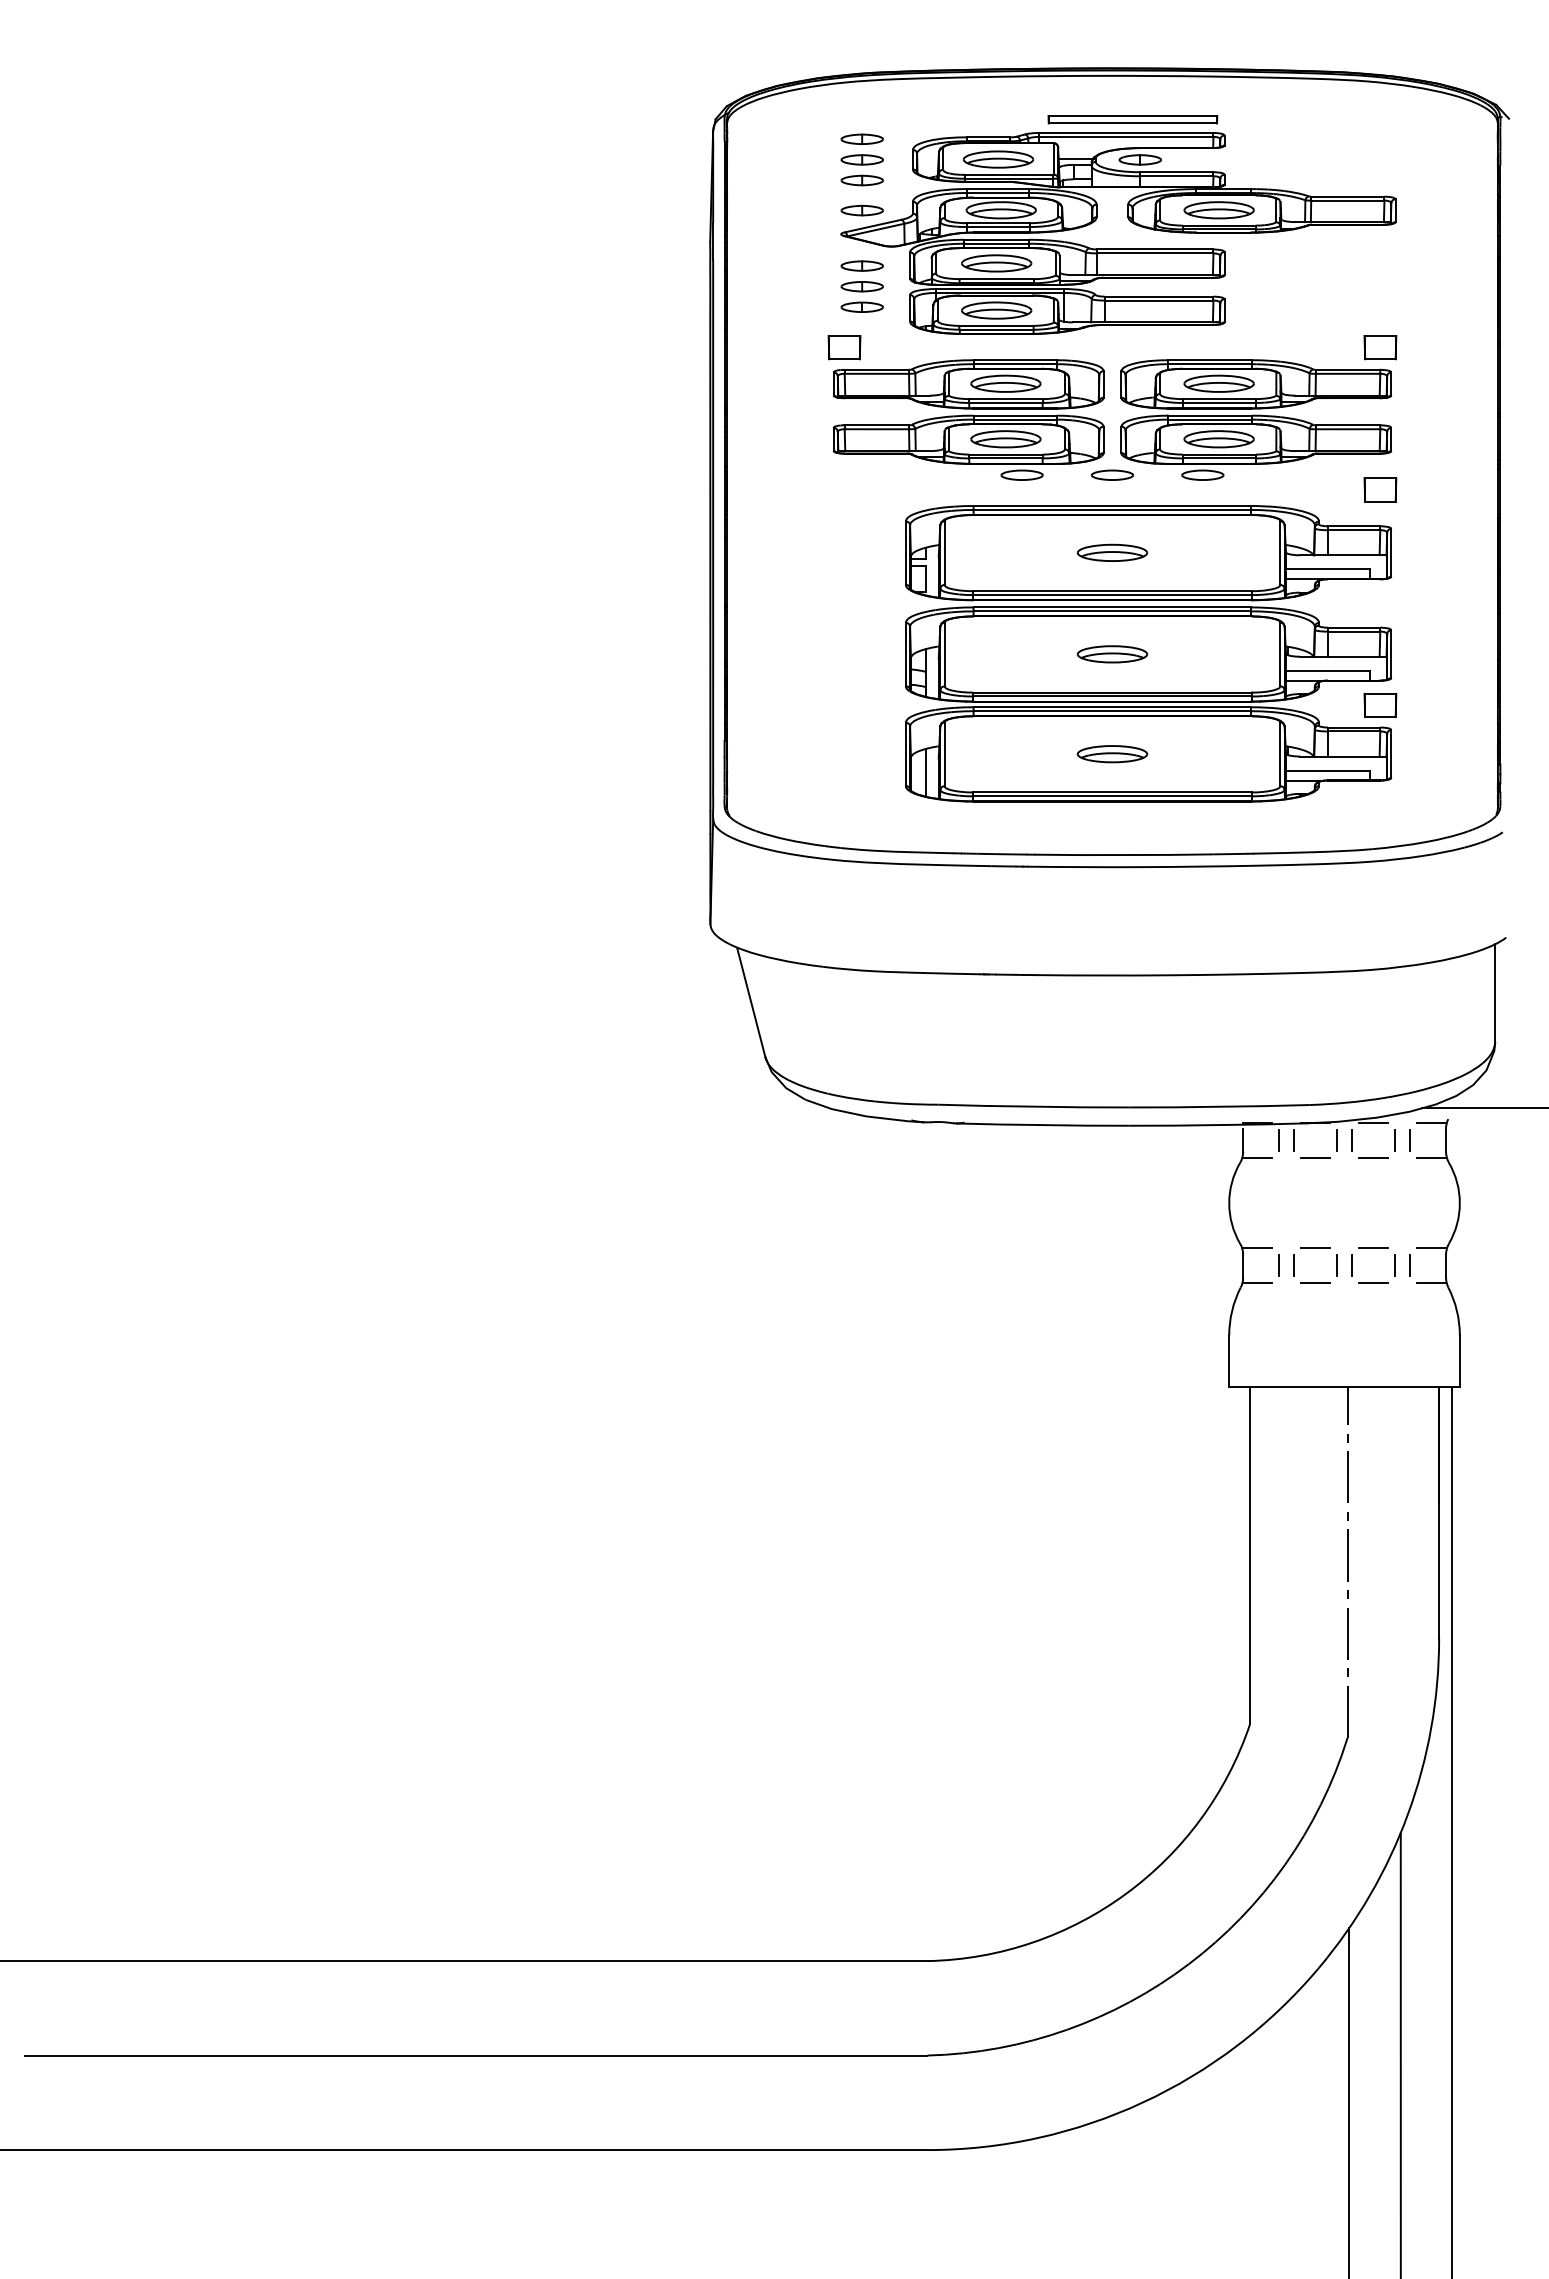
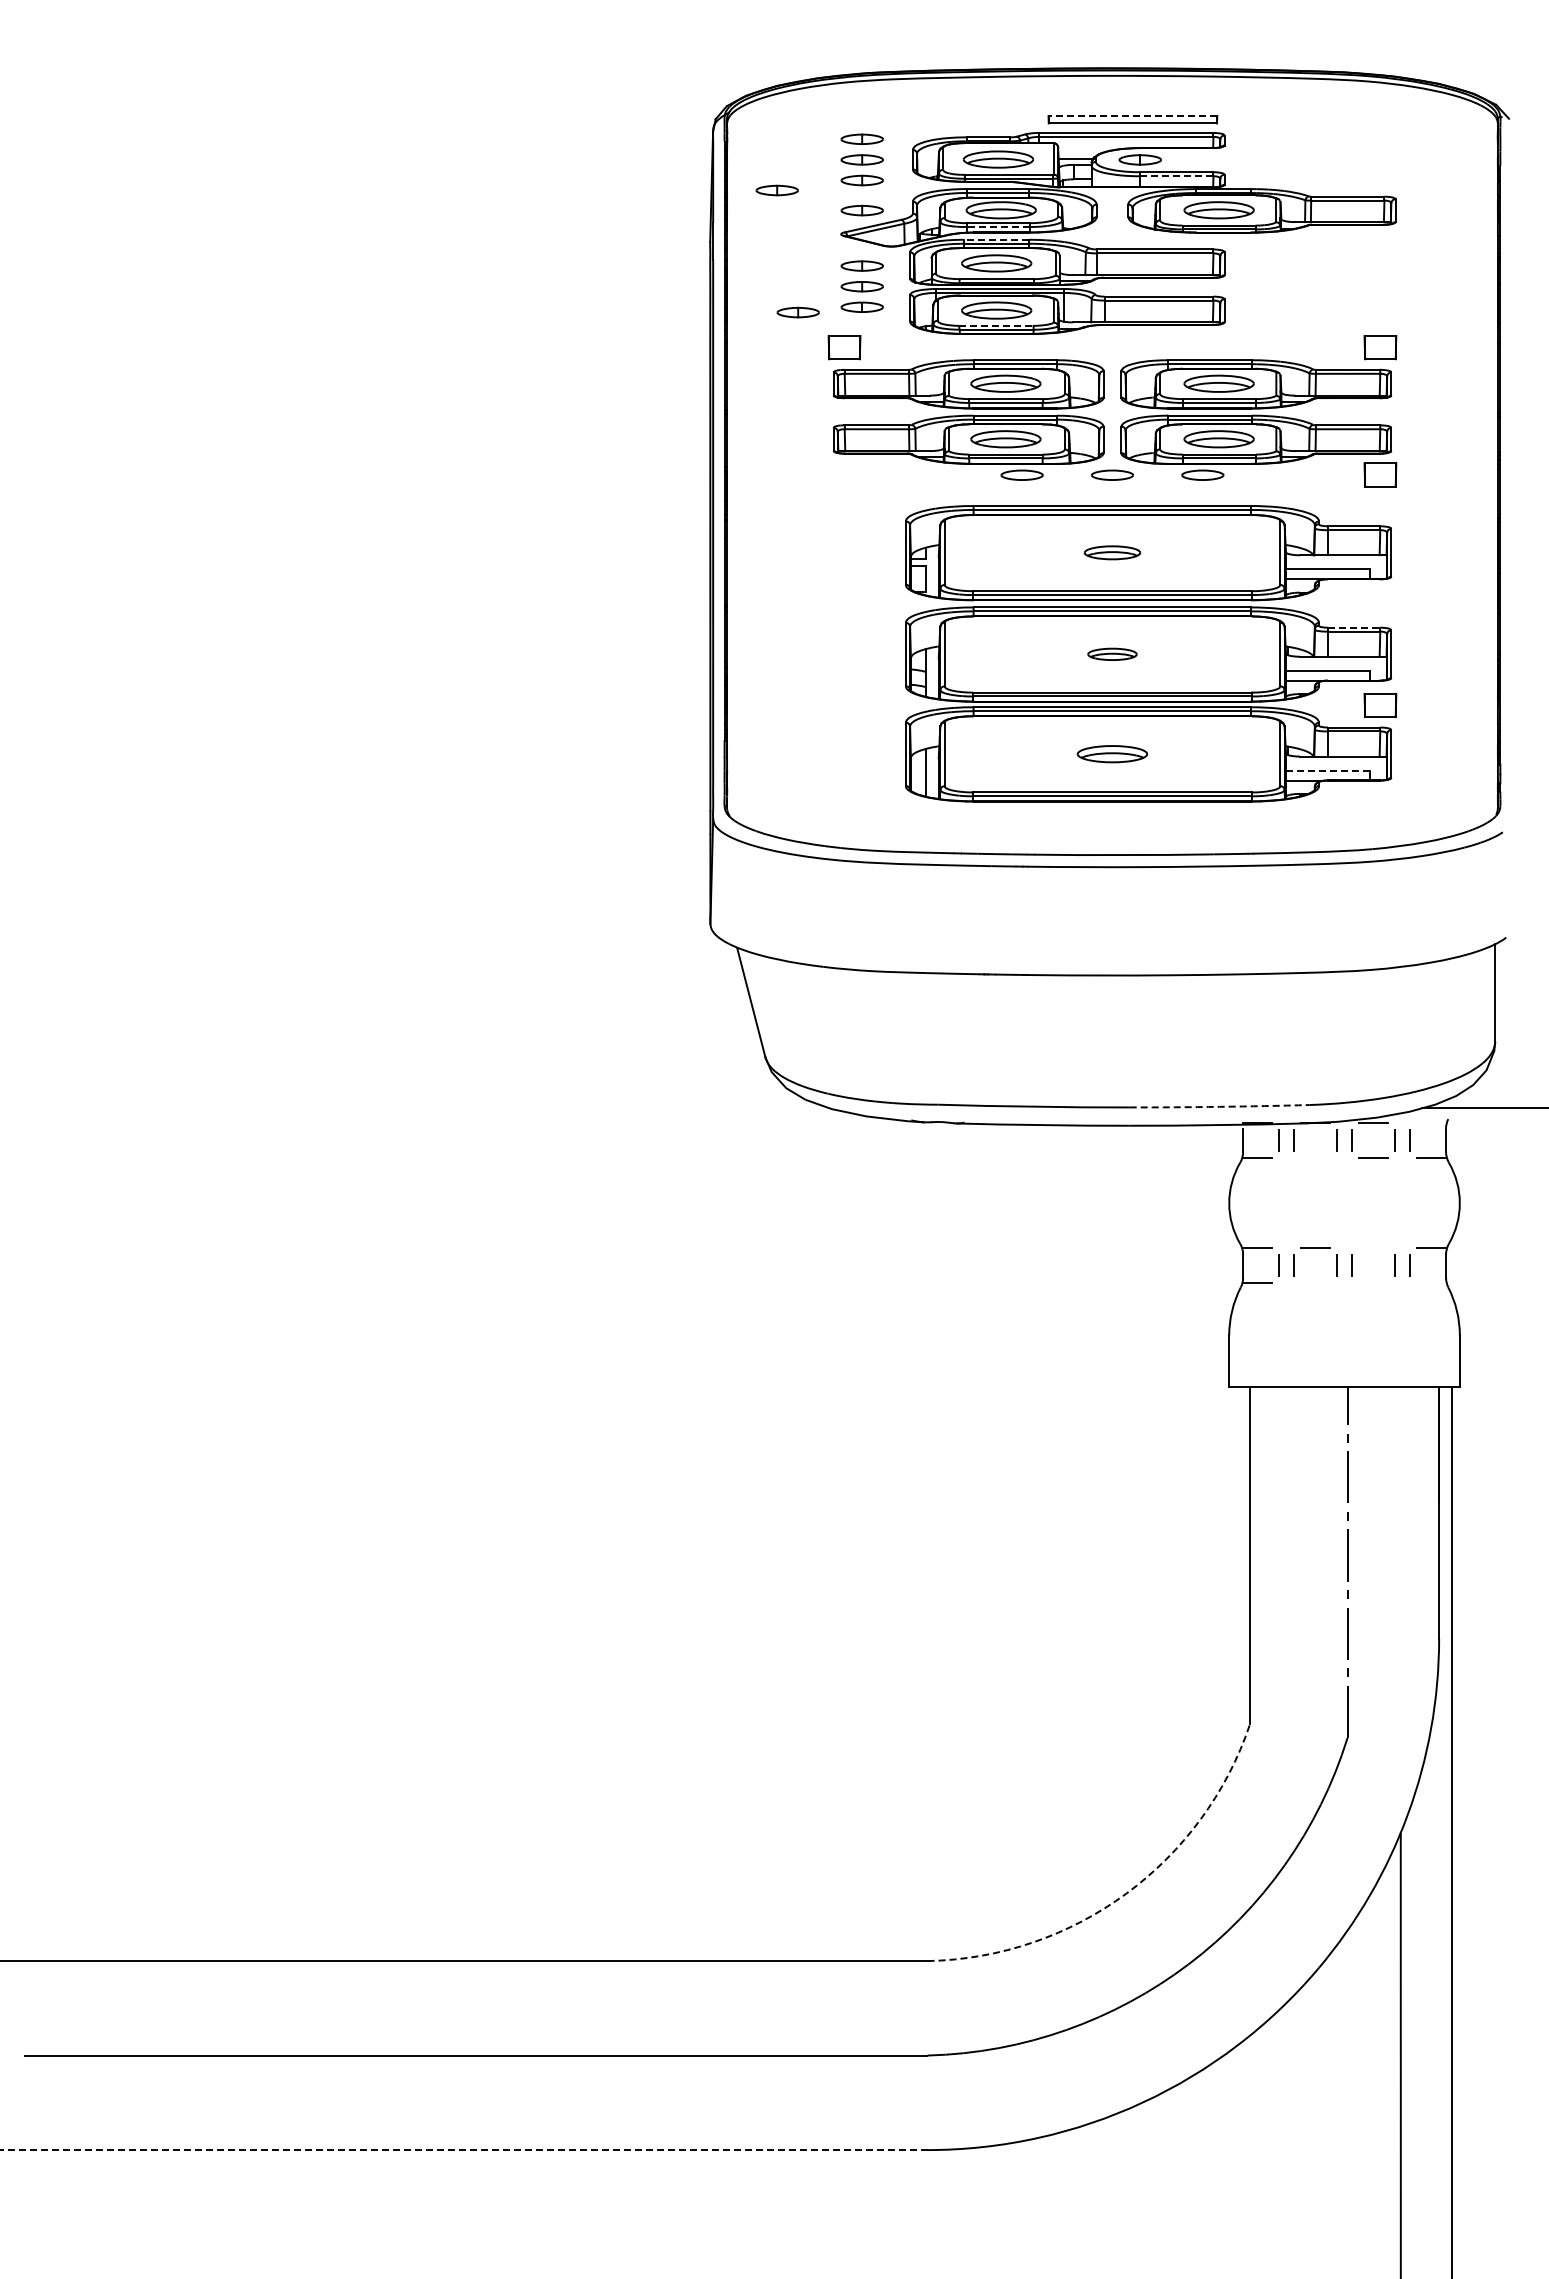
line: solid -> dashed (1132, 116)
line: solid -> dashed (1176, 176)
part: none -> present (776, 190)
line: solid -> dashed (997, 227)
line: solid -> dashed (996, 239)
part: none -> present (797, 312)
line: solid -> dashed (996, 325)
part position: (1380, 489) -> (1380, 474) (1380, 474)
part size: 73x19 px -> 59x16 px (1112, 552)
line: solid -> dashed (1354, 627)
part size: 73x19 px -> 51x14 px (1112, 653)
line: solid -> dashed (1328, 770)
arc: solid -> dashed (1219, 1106)
line: present -> none (1431, 1123)
line: present -> none (1315, 1158)
line: present -> none (1373, 1247)
line: present -> none (1373, 1282)
line: present -> none (1315, 1283)
line: present -> none (1431, 1283)
arc: solid -> dashed (1126, 1893)
line: present -> none (1349, 2101)
line: solid -> dashed (463, 2150)
